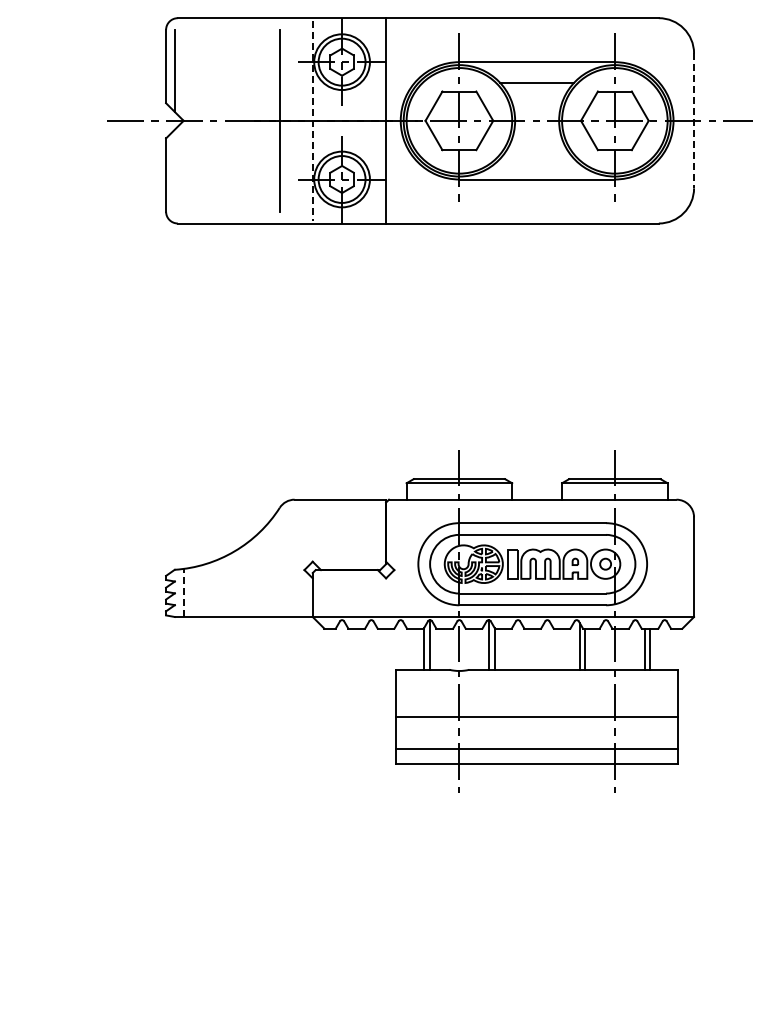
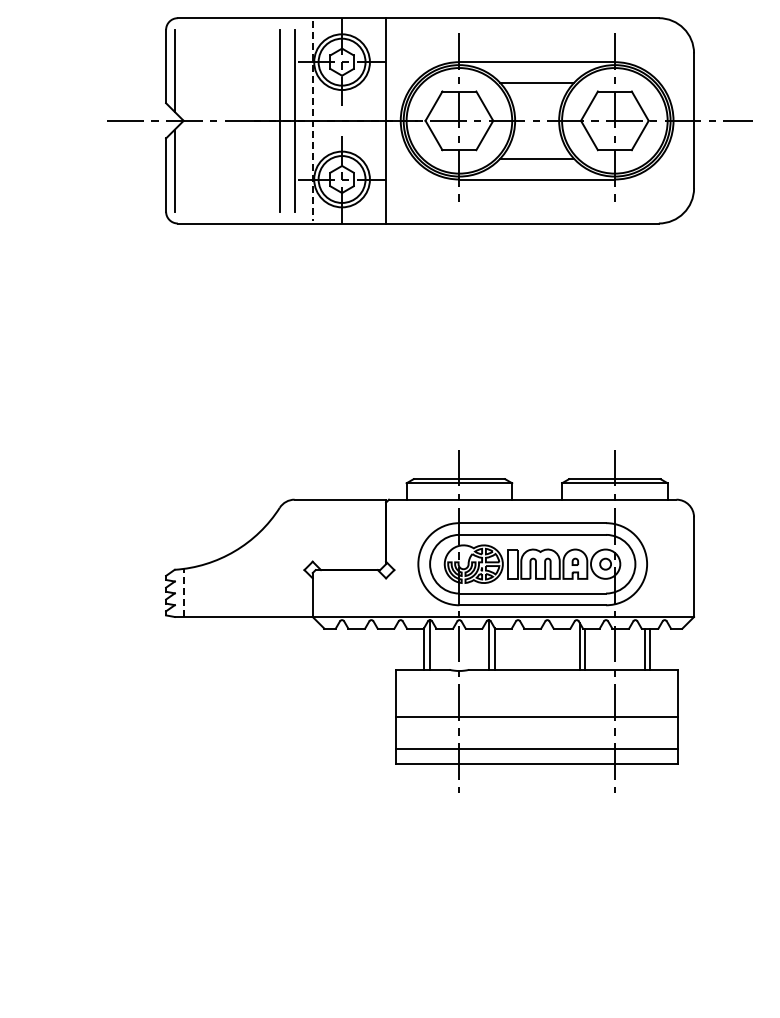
line: none -> present (294, 120)
line: dashed -> solid (694, 121)
line: none -> present (537, 158)
line: none -> present (174, 170)
